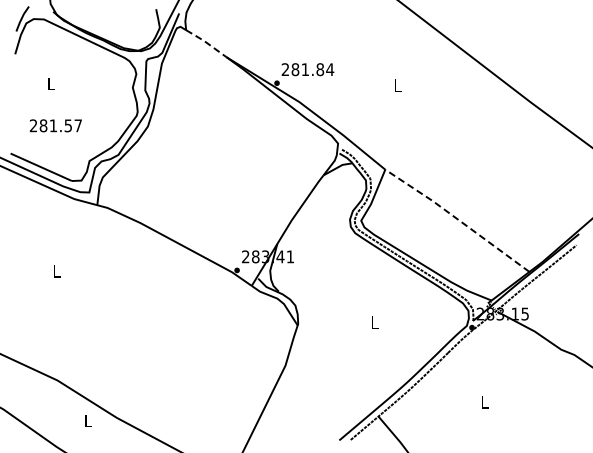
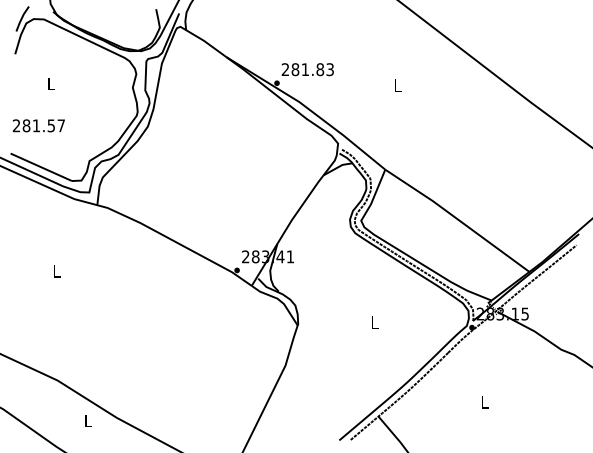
line: dashed -> solid (206, 42)
text: 281.84 -> 281.83 (330, 69)
text position: (55, 125) -> (38, 125) (38, 125)
line: dashed -> solid (457, 219)
